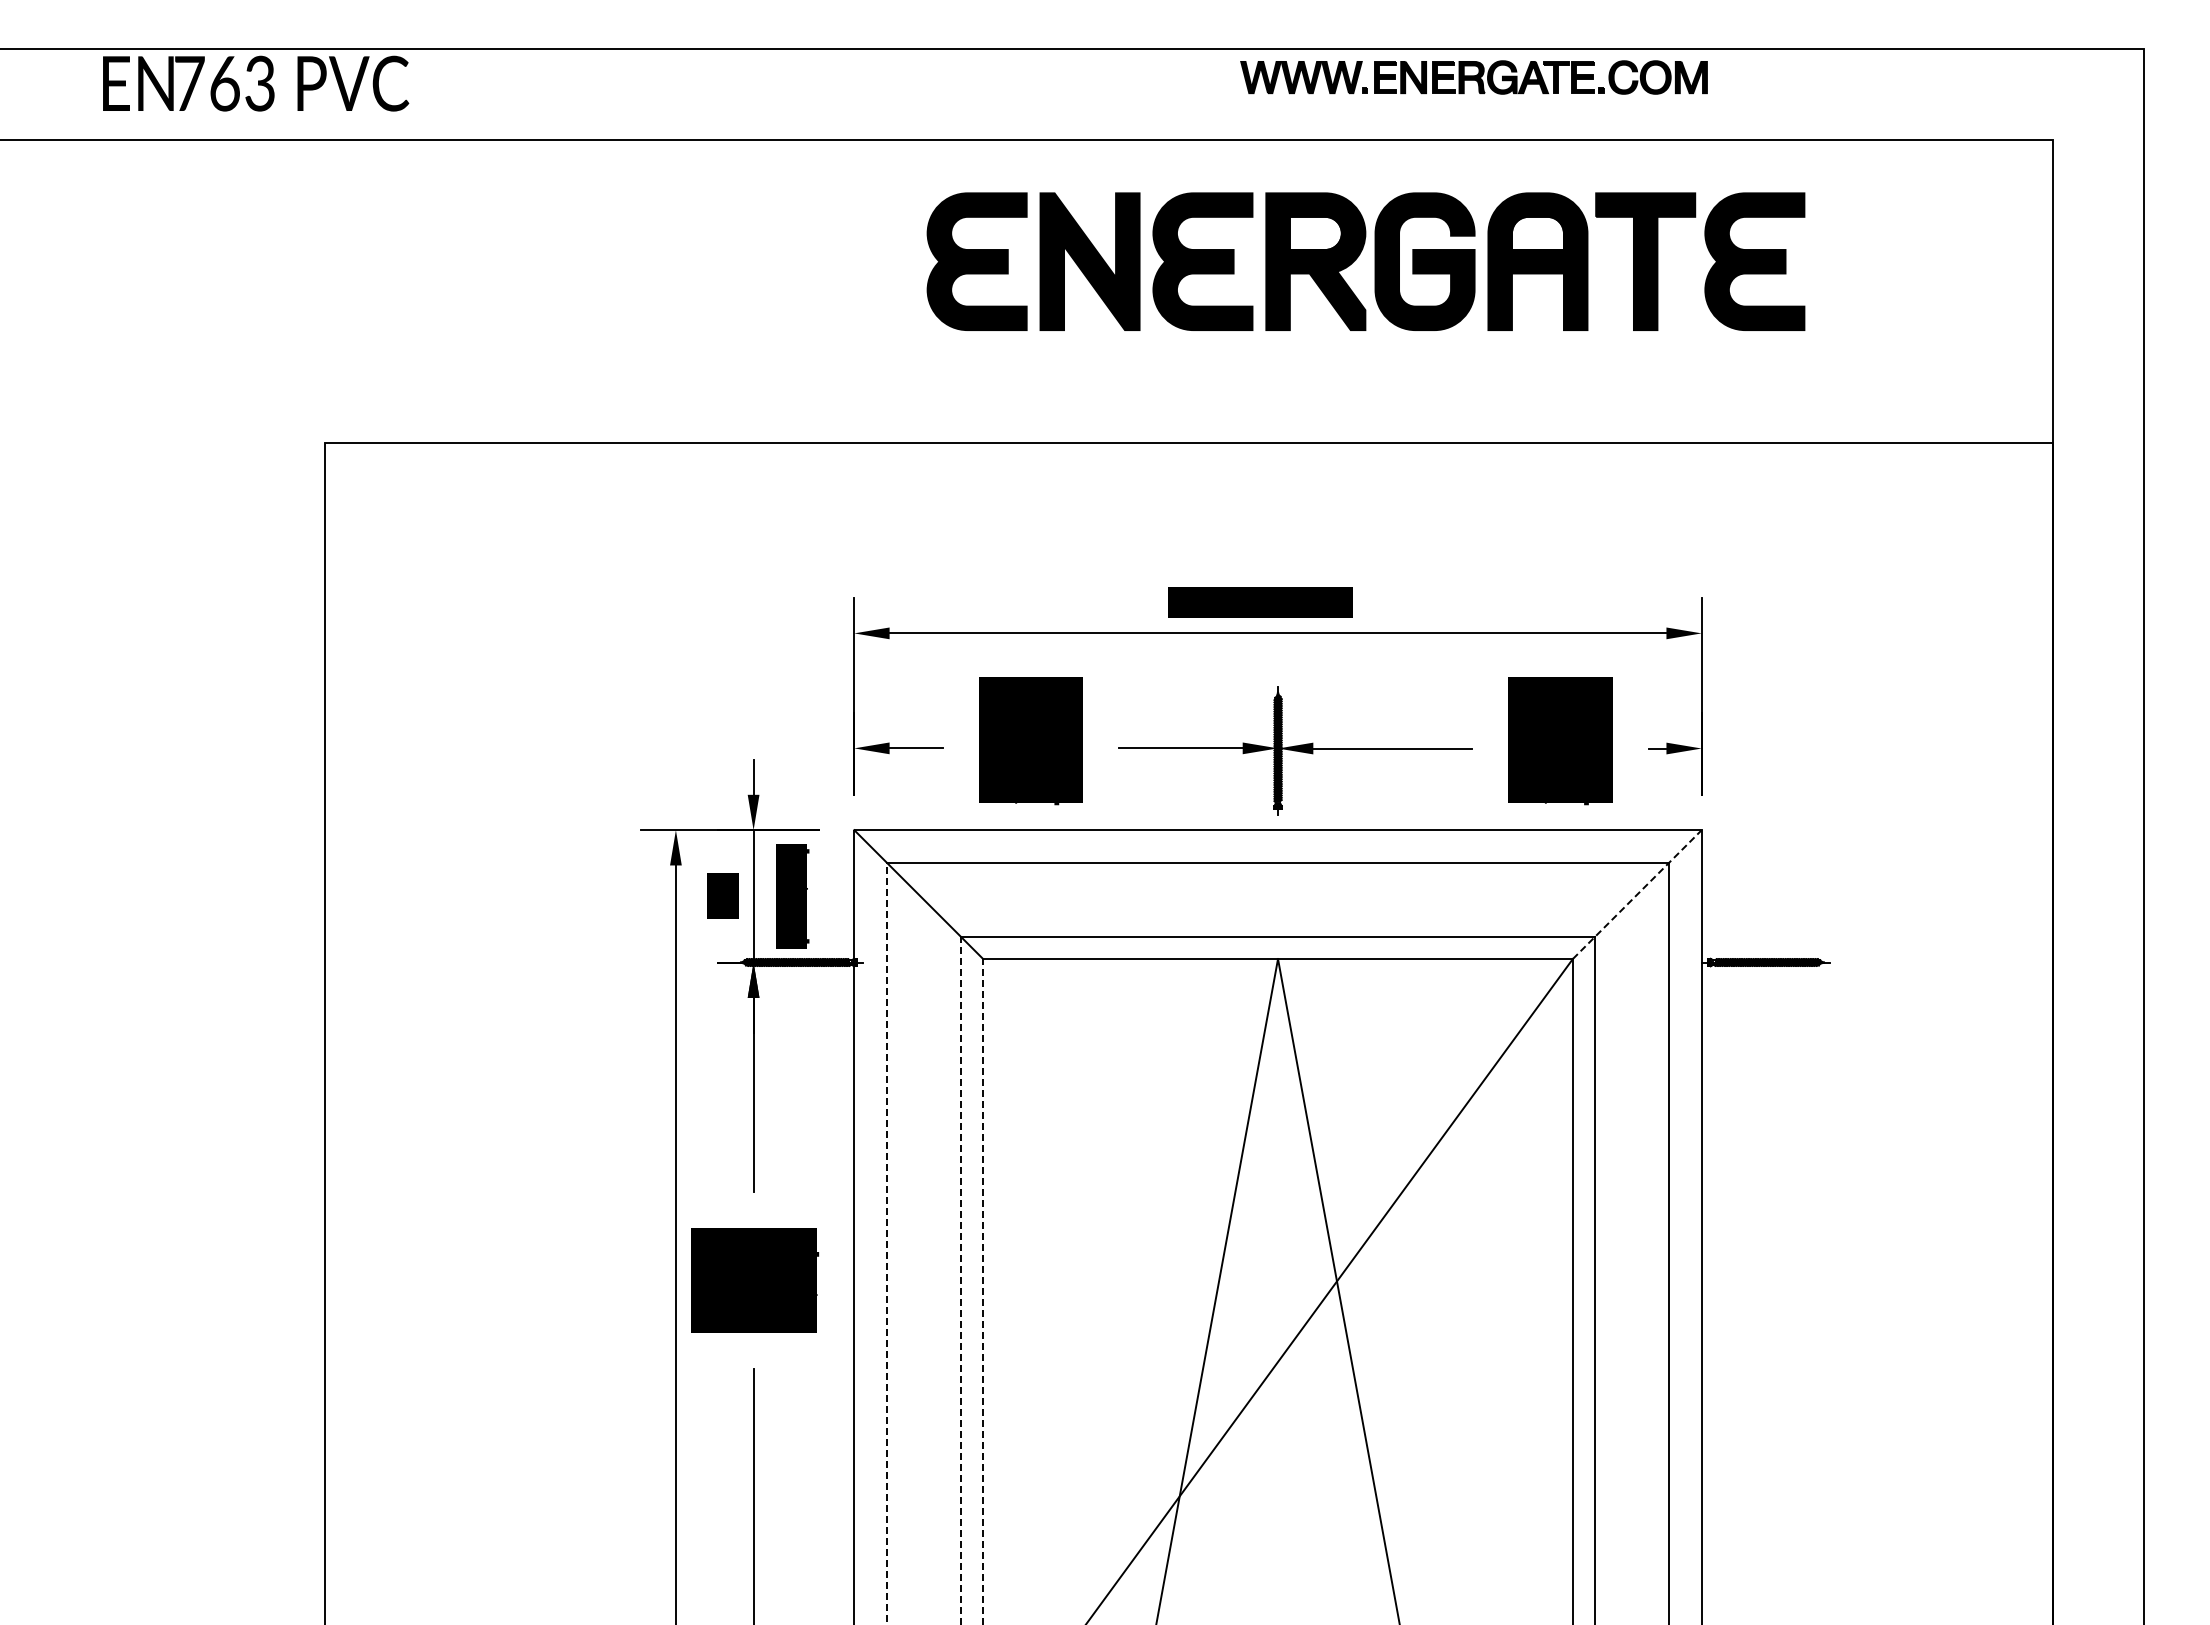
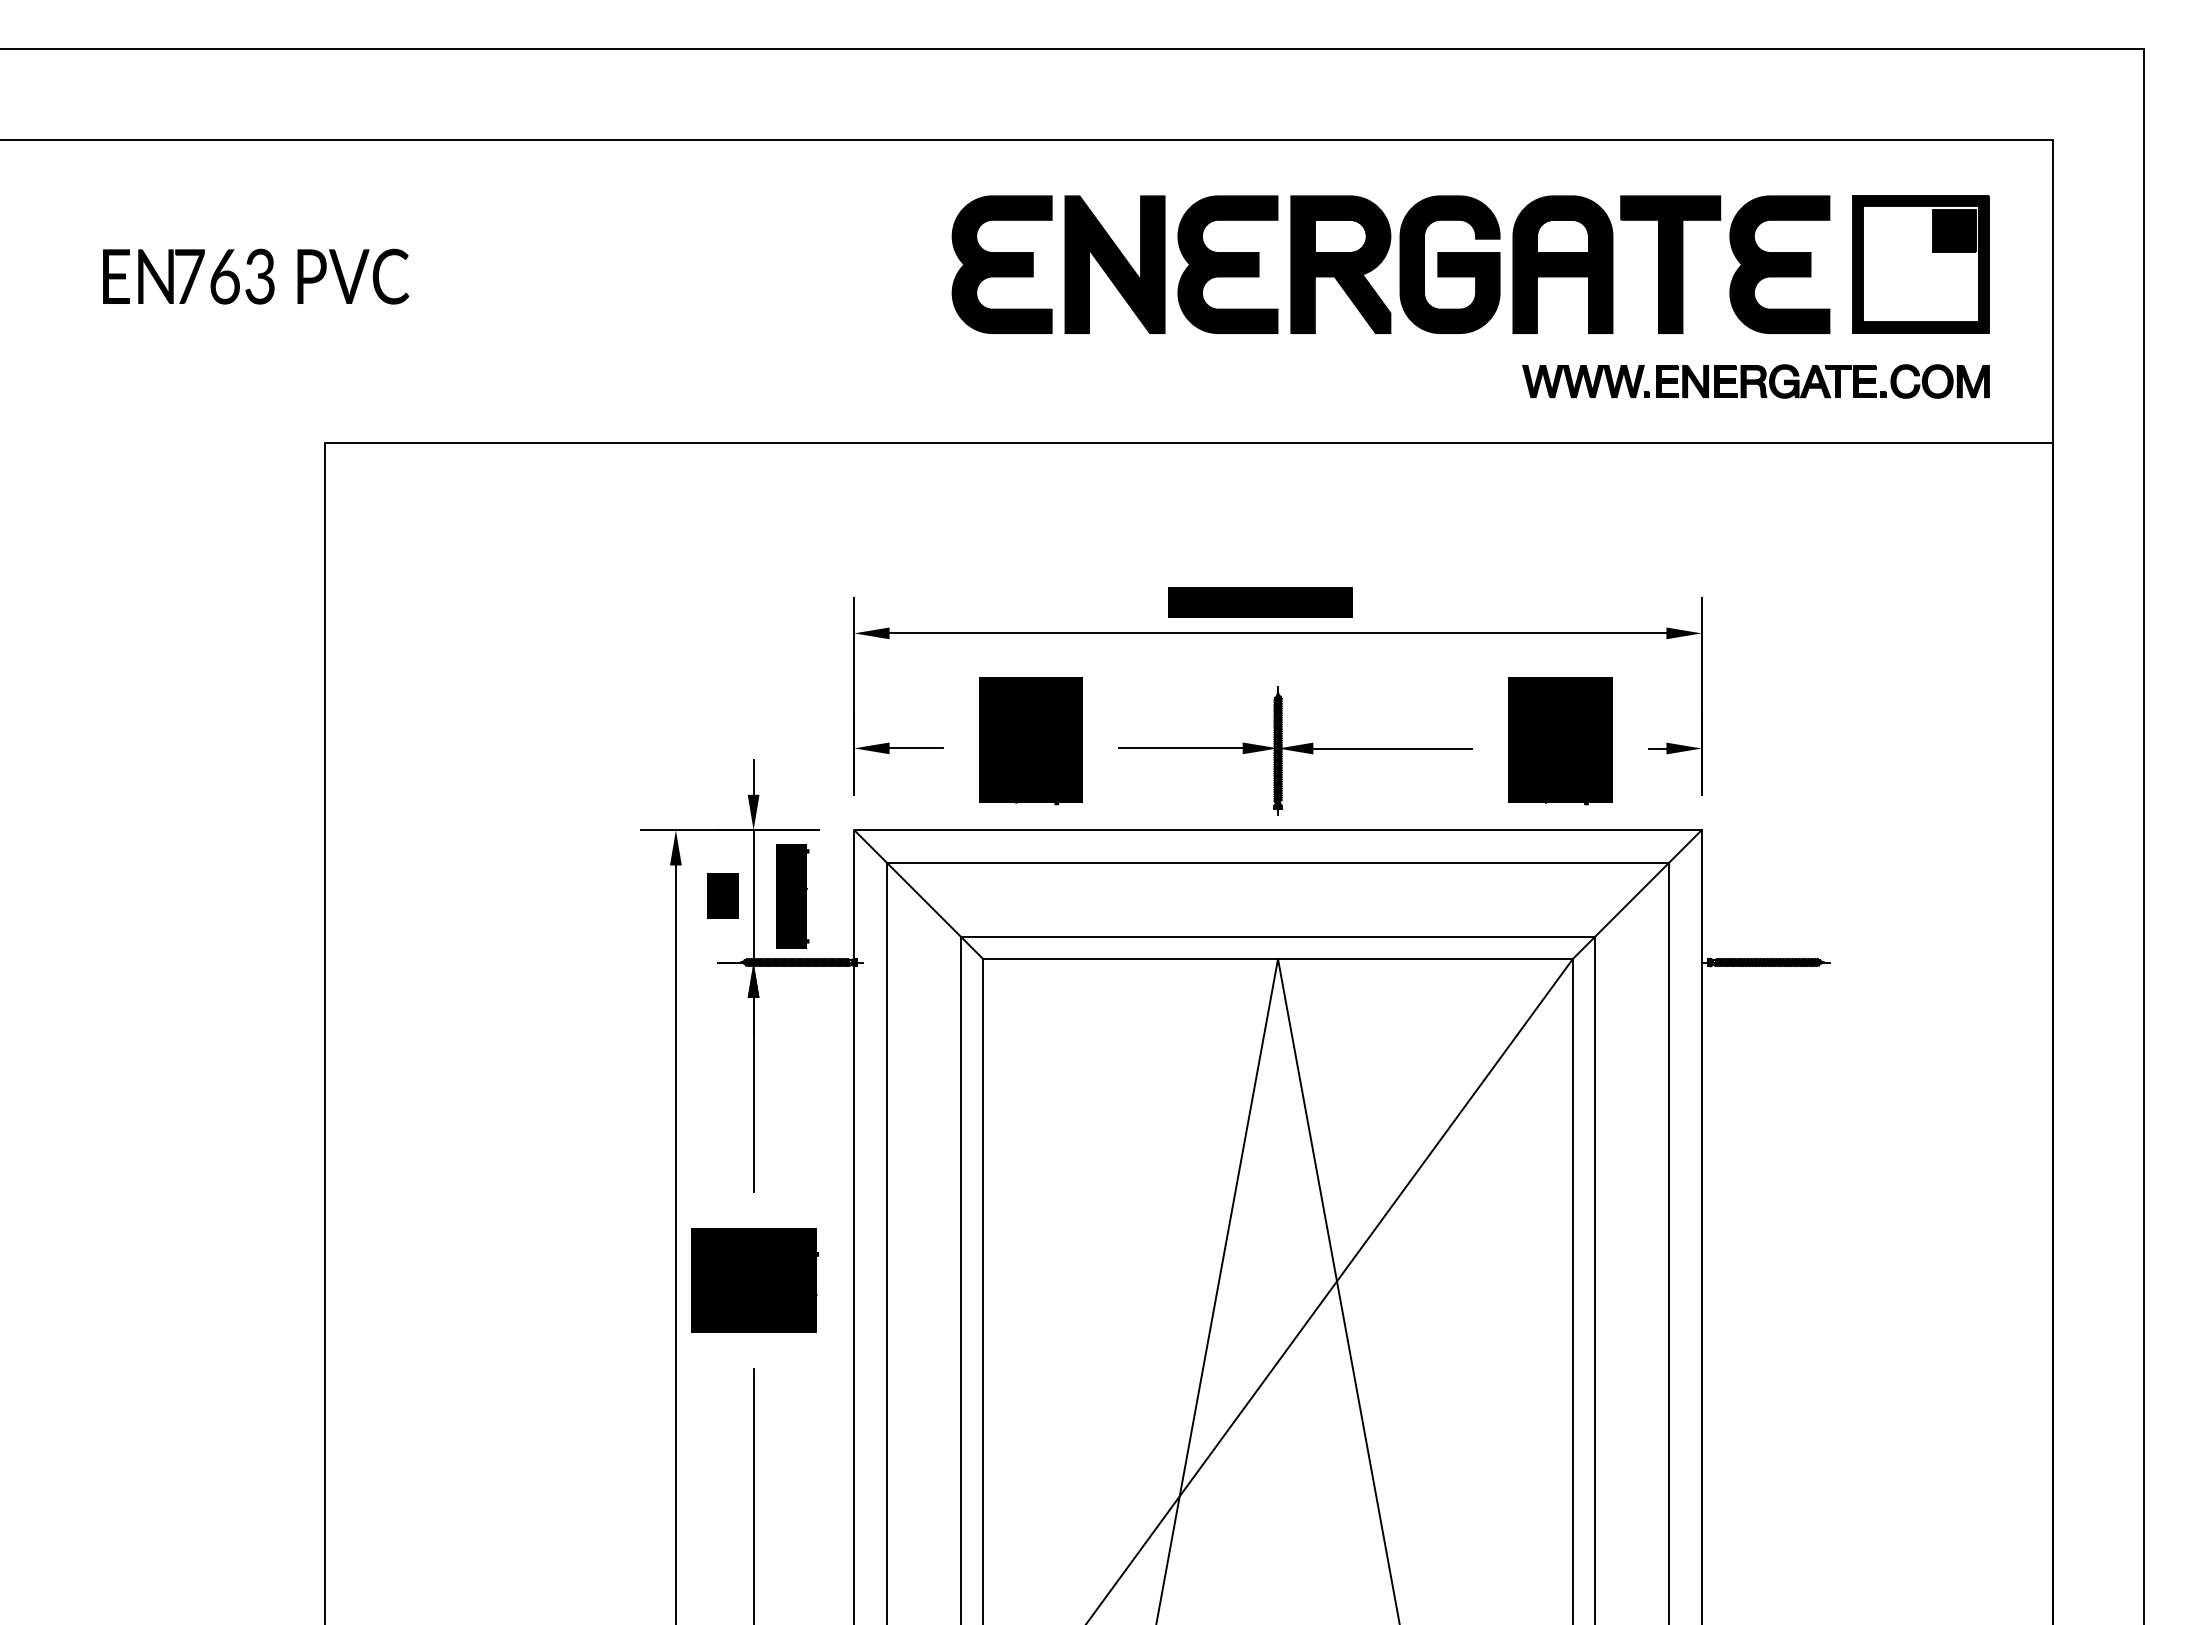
part position: (1473, 77) -> (1755, 381) (1755, 381)
text position: (256, 83) -> (256, 276) (256, 276)
part position: (1358, 257) -> (1383, 260) (1383, 260)
part: none -> present (1920, 264)
line: dashed -> solid (1637, 894)
line: dashed -> solid (886, 1243)
line: dashed -> solid (961, 1280)
line: dashed -> solid (983, 1291)
